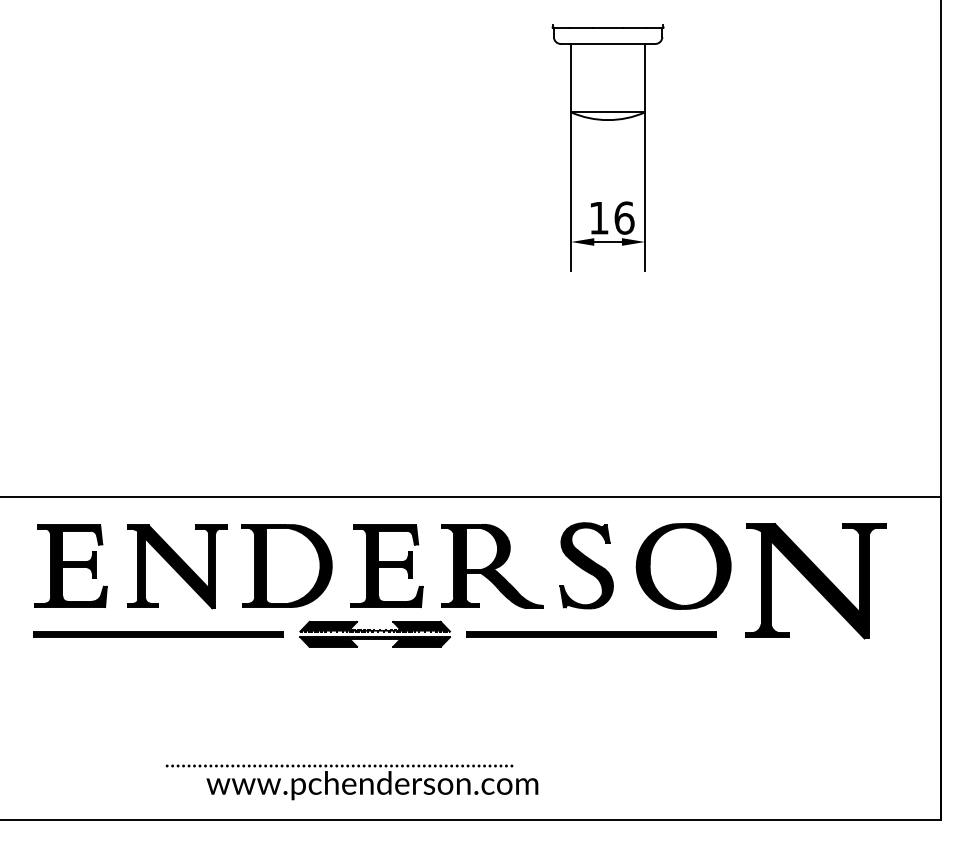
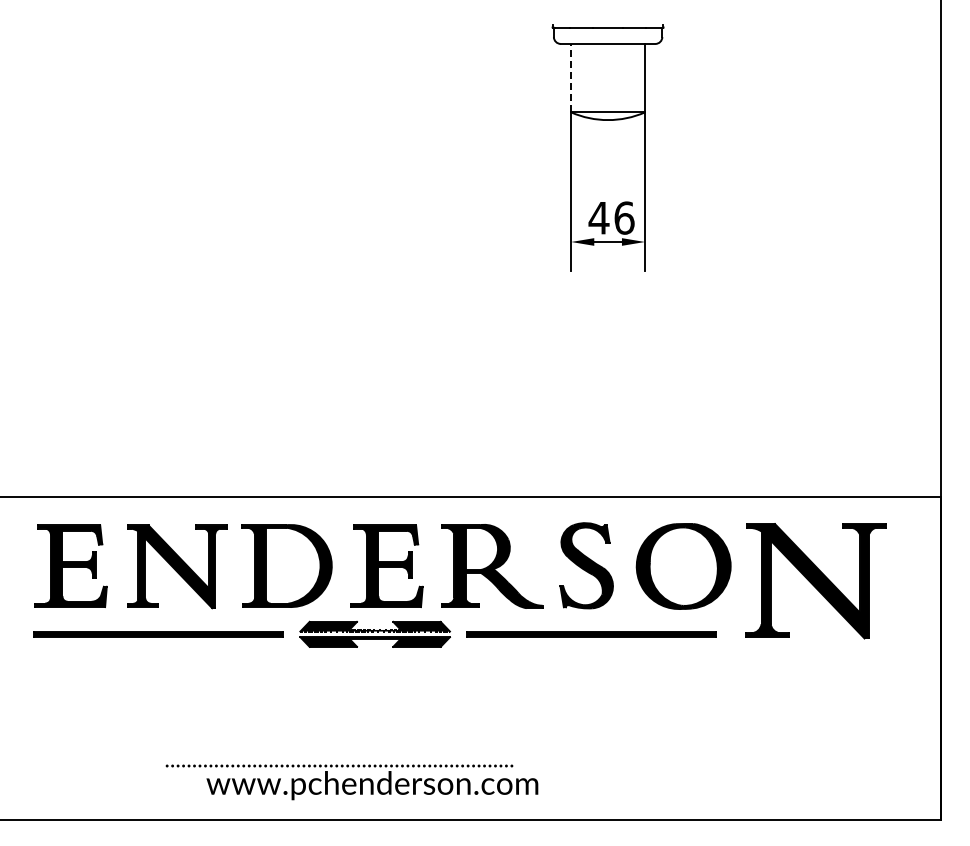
line: solid -> dashed (571, 77)
text: 16 -> 46 (598, 218)
